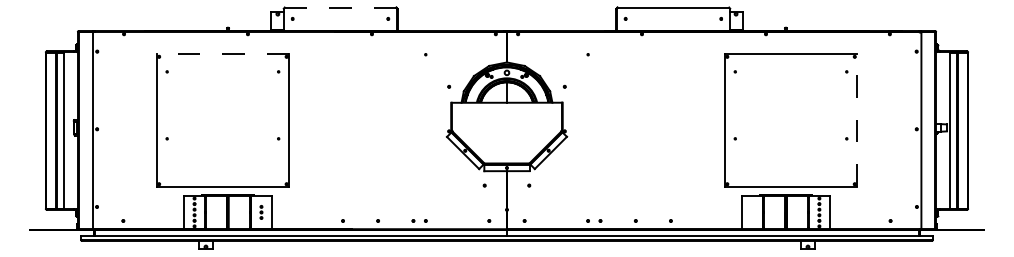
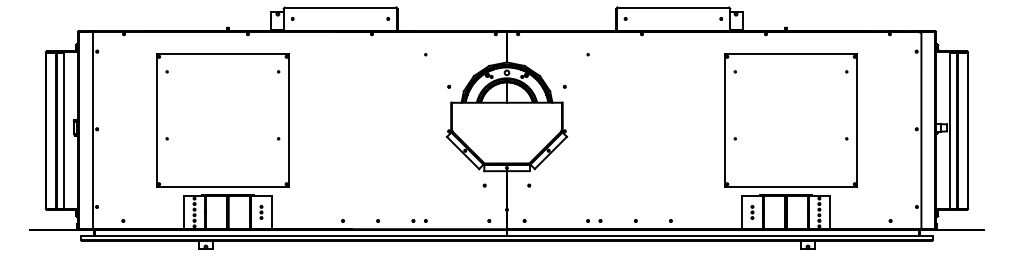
line: dashed -> solid (340, 7)
line: dashed -> solid (222, 54)
line: dashed -> solid (857, 120)
part: none -> present (752, 212)
